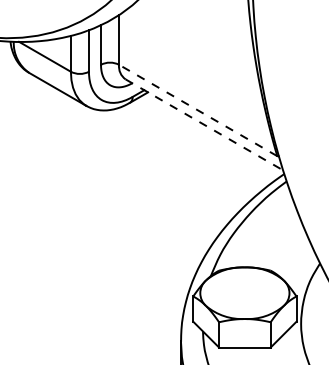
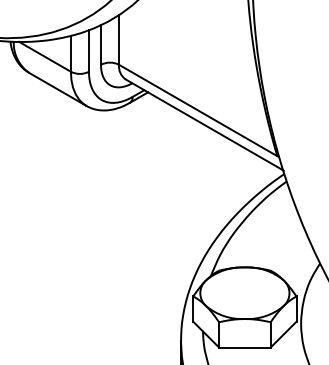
line: dashed -> solid (197, 110)
line: dashed -> solid (205, 125)
